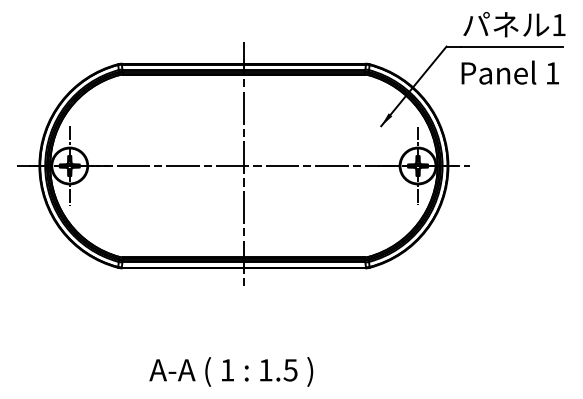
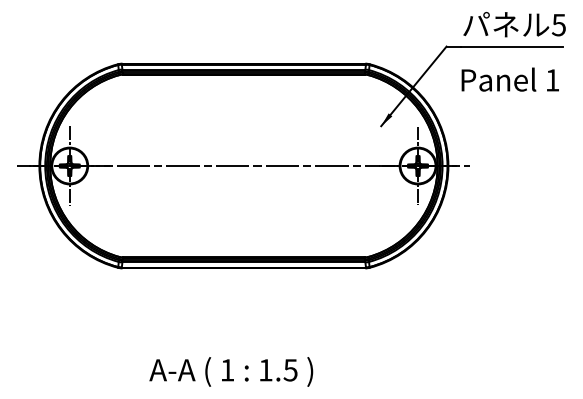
text: 1 -> 5 (558, 25)
text position: (509, 72) -> (509, 79) (509, 79)
line: present -> none (243, 165)
